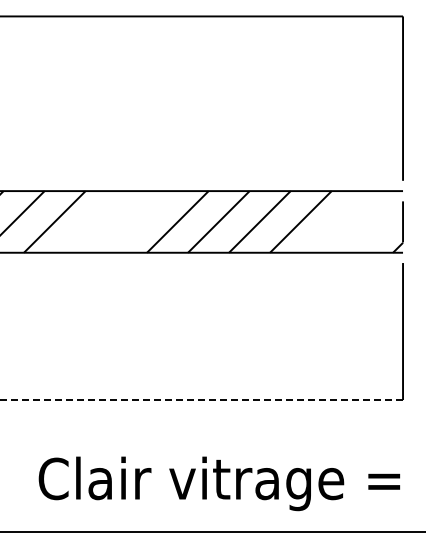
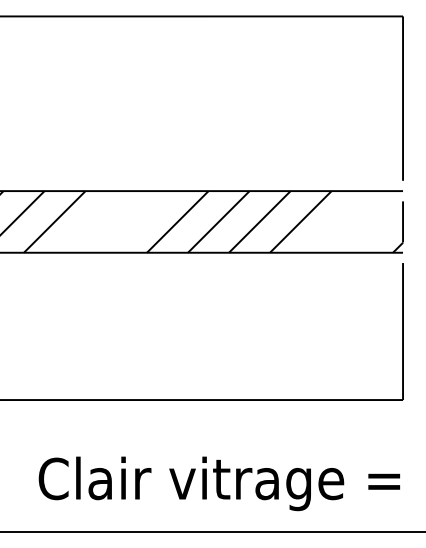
line: dashed -> solid (201, 400)
